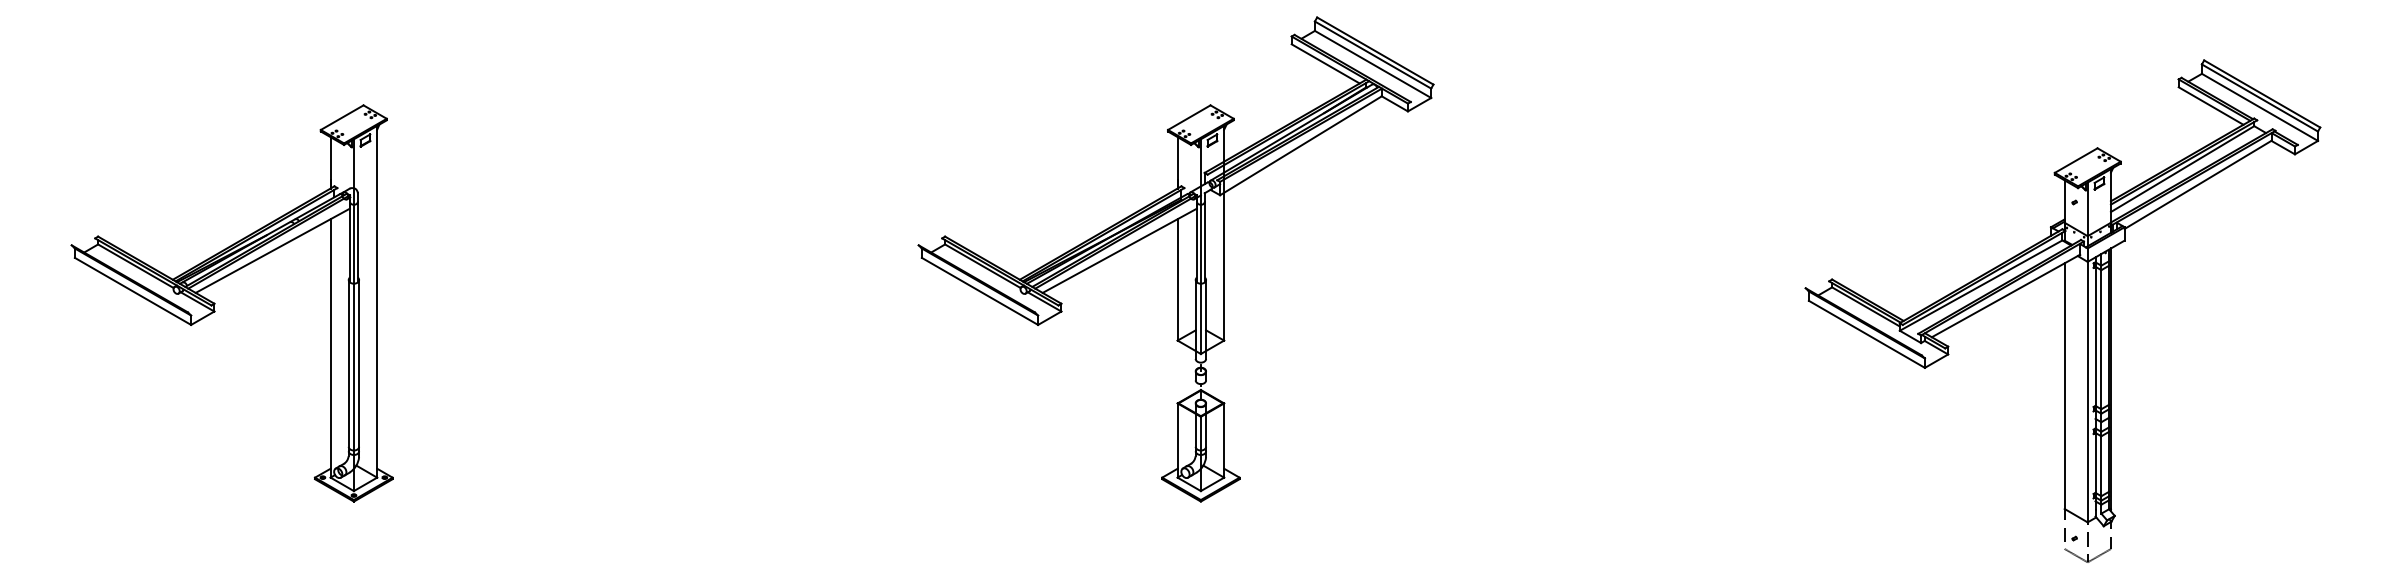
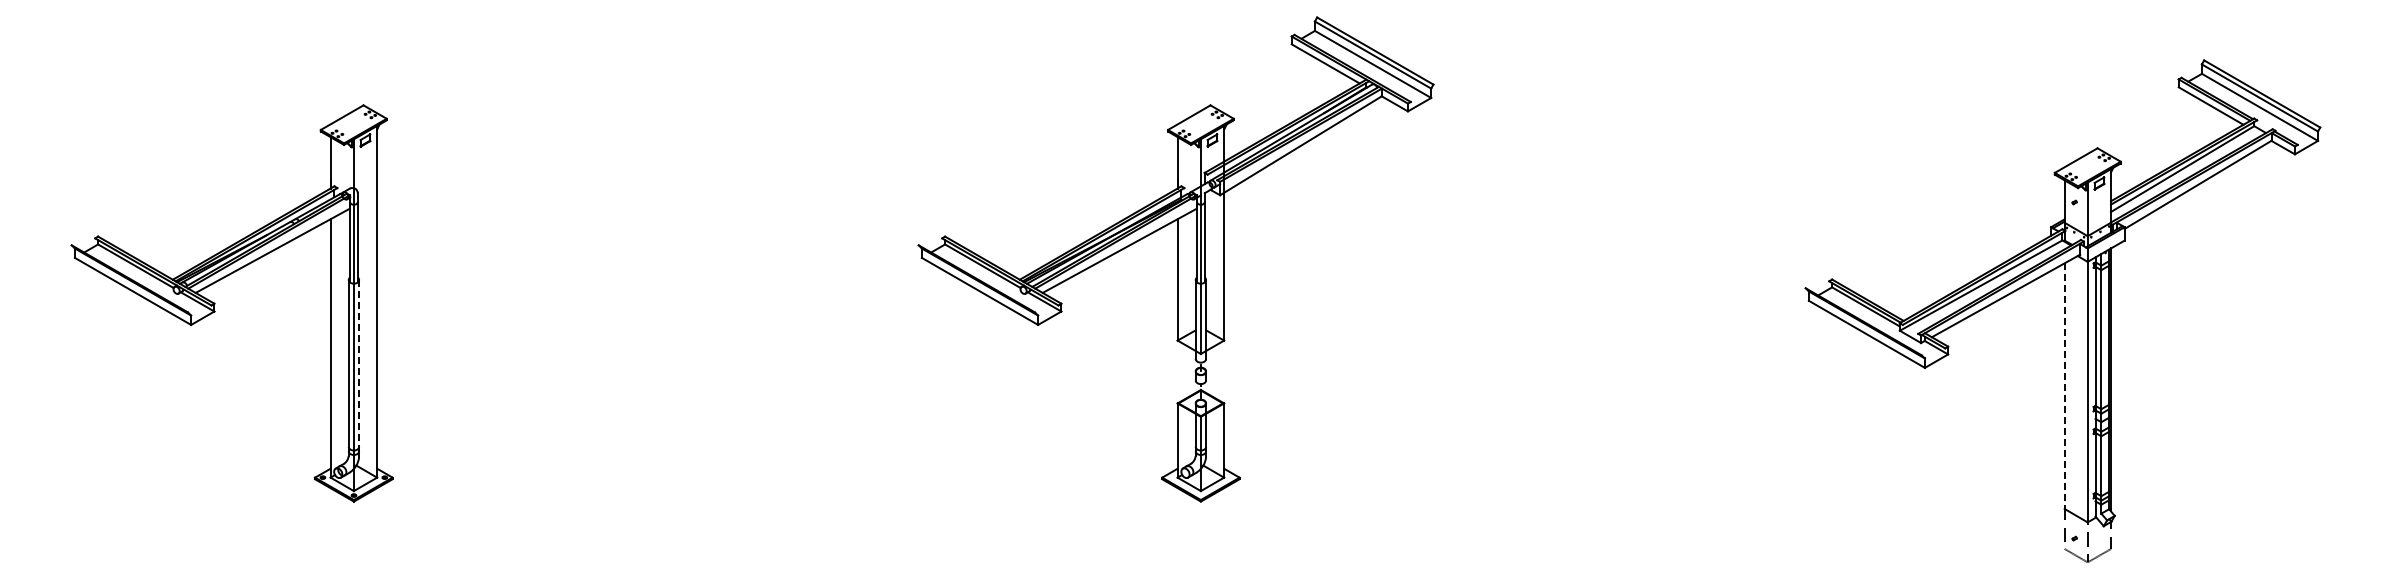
line: solid -> dashed (359, 365)
line: solid -> dashed (2064, 386)
